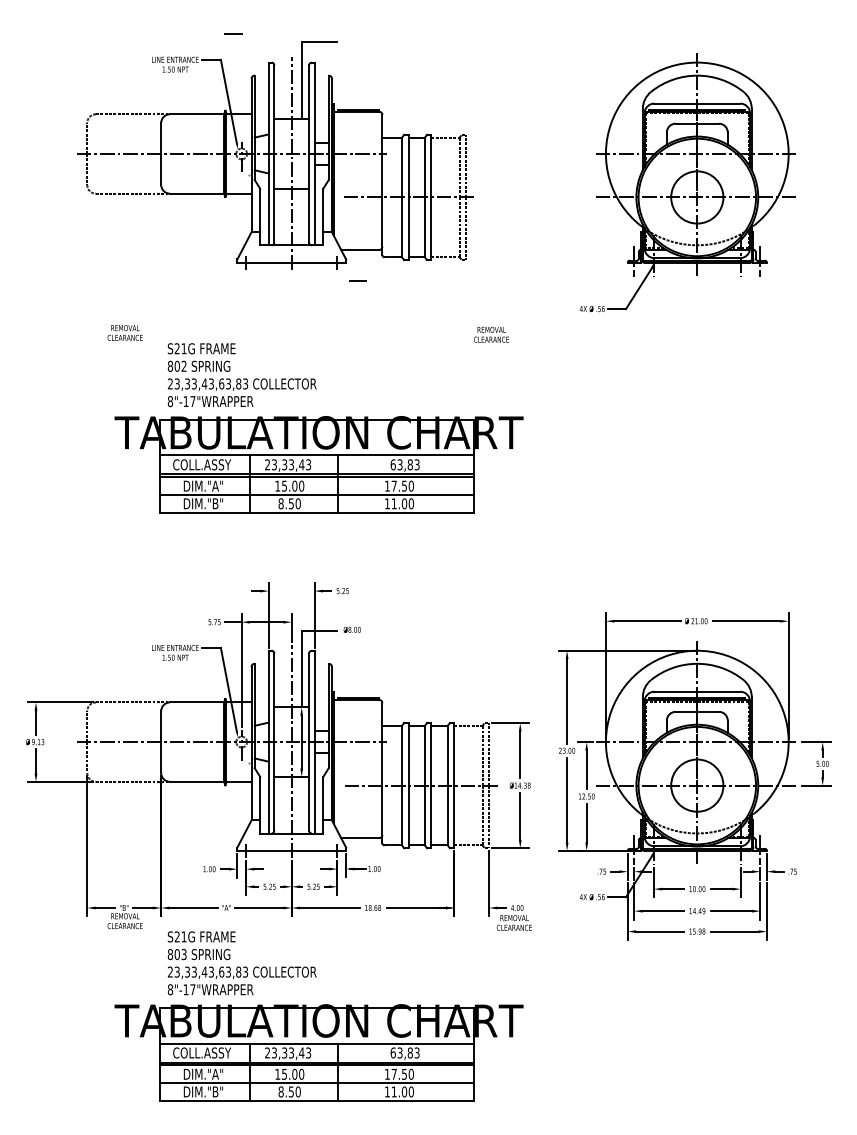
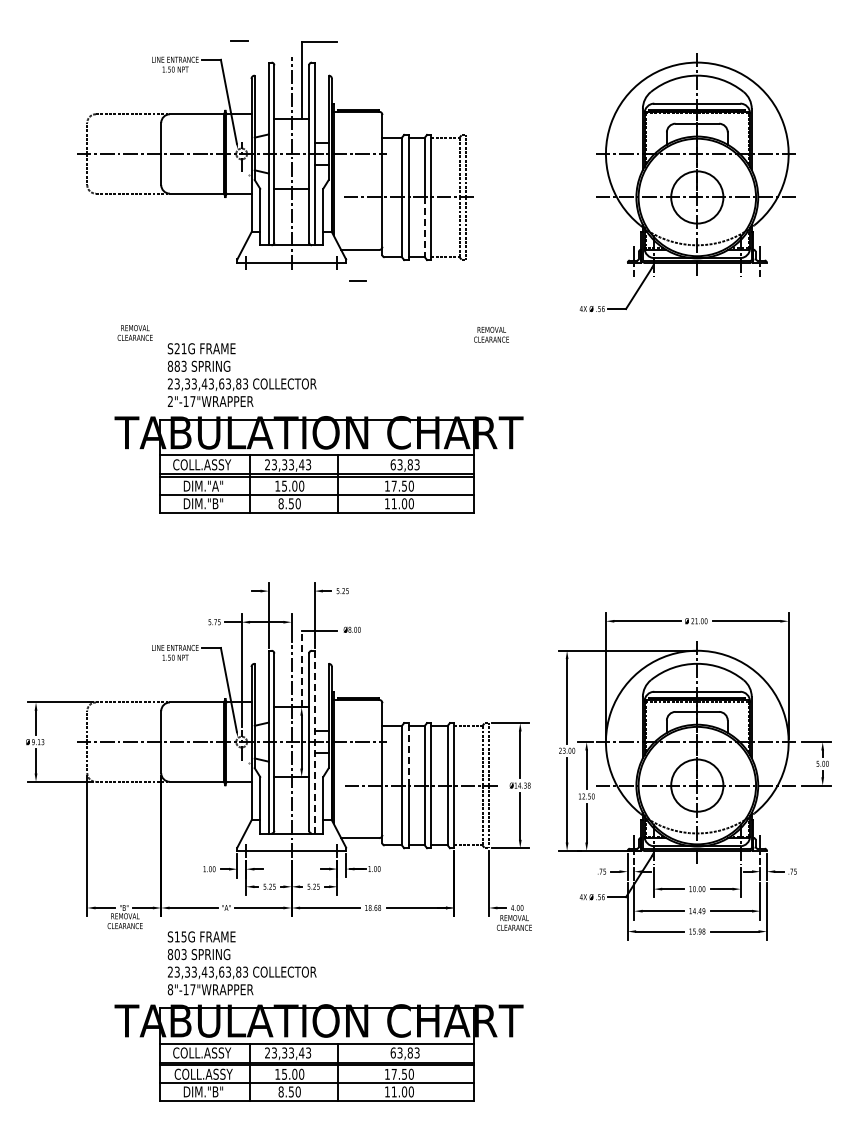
line position: (233, 33) -> (239, 40) (239, 40)
line: solid -> dashed (424, 227)
text position: (124, 332) -> (134, 332) (134, 332)
text: 802 -> 883 (180, 366)
text: 8"-17"WRAPPER -> 2"-17"WRAPPER (170, 401)
line: solid -> dashed (301, 668)
line: solid -> dashed (314, 741)
line: solid -> dashed (408, 753)
text: S21G -> S15G (180, 936)
text: DIM."A" -> COLL.ASSY (203, 1073)
